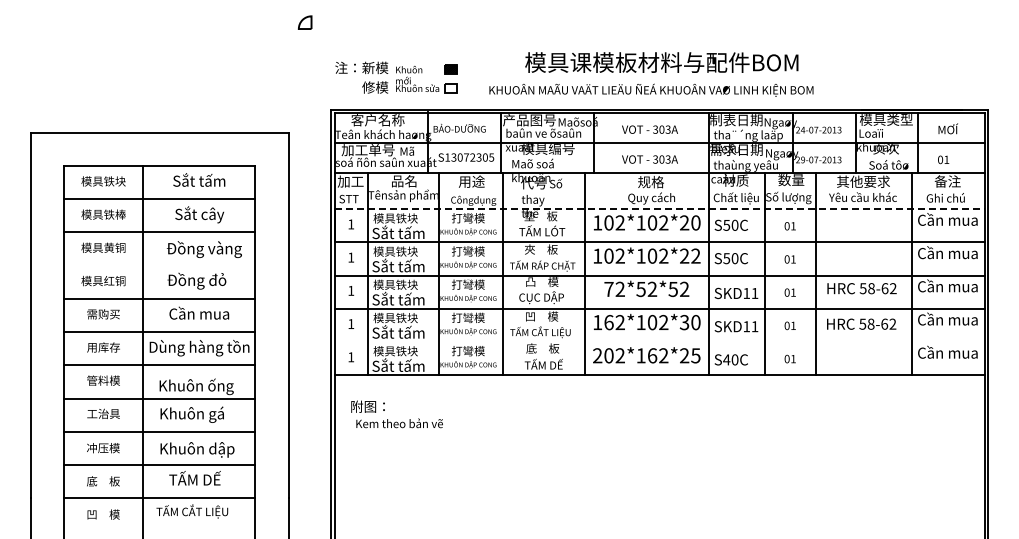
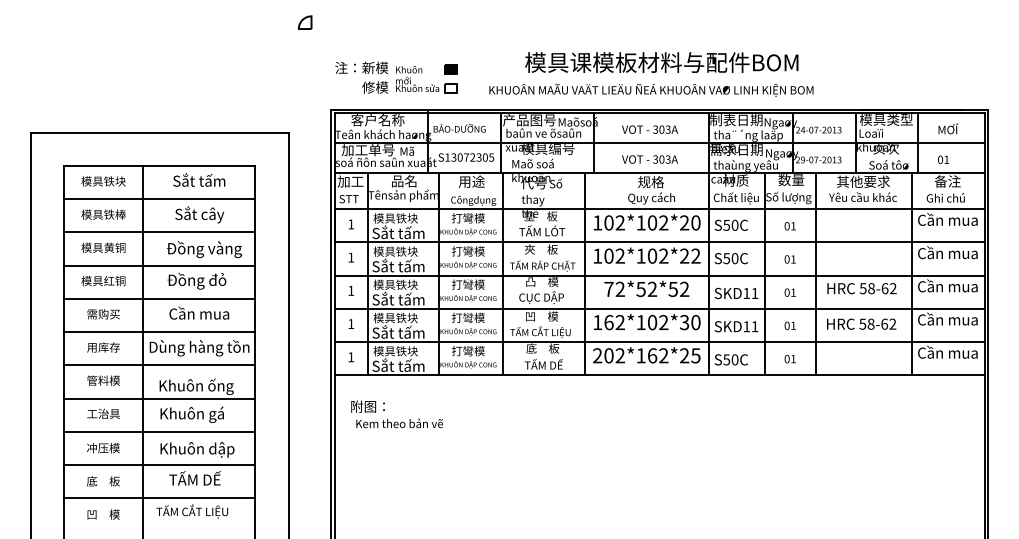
line: dashed -> solid (660, 209)
line: none -> present (159, 265)
line: none -> present (659, 341)
text: S40C -> S50C (726, 359)
